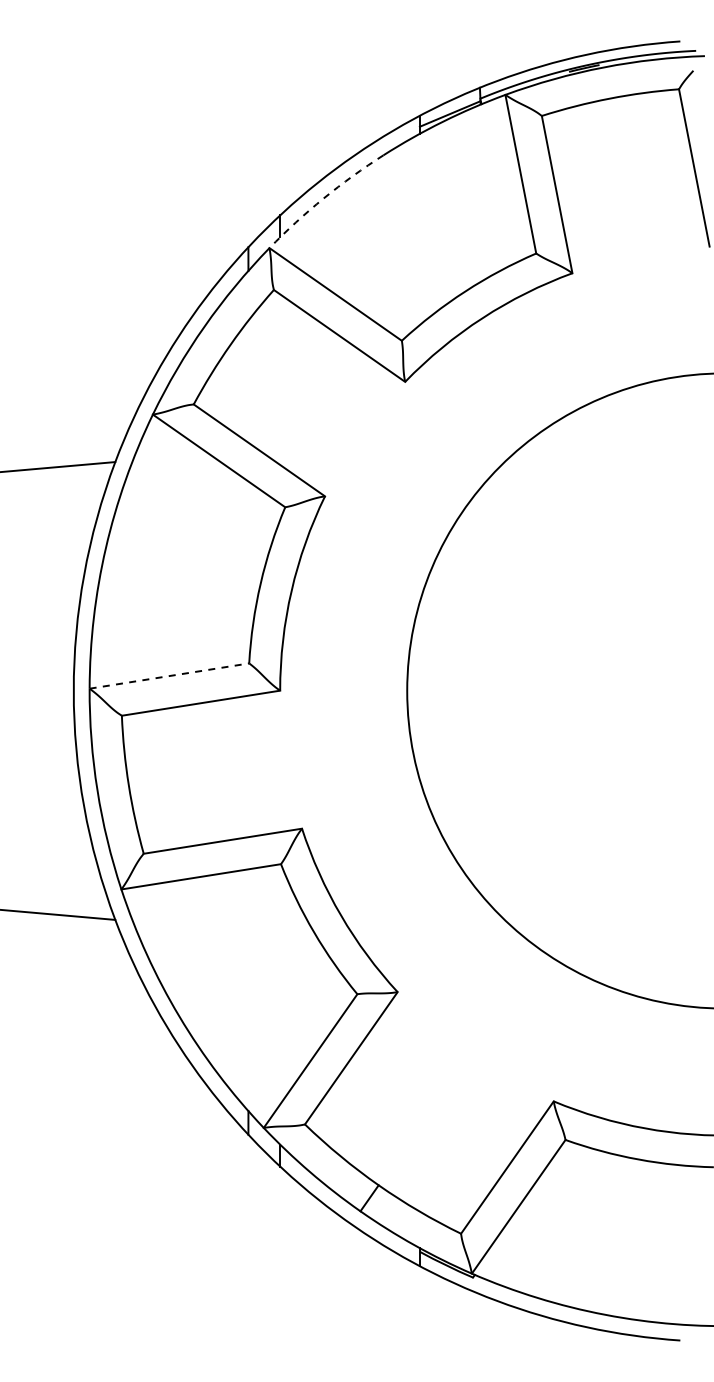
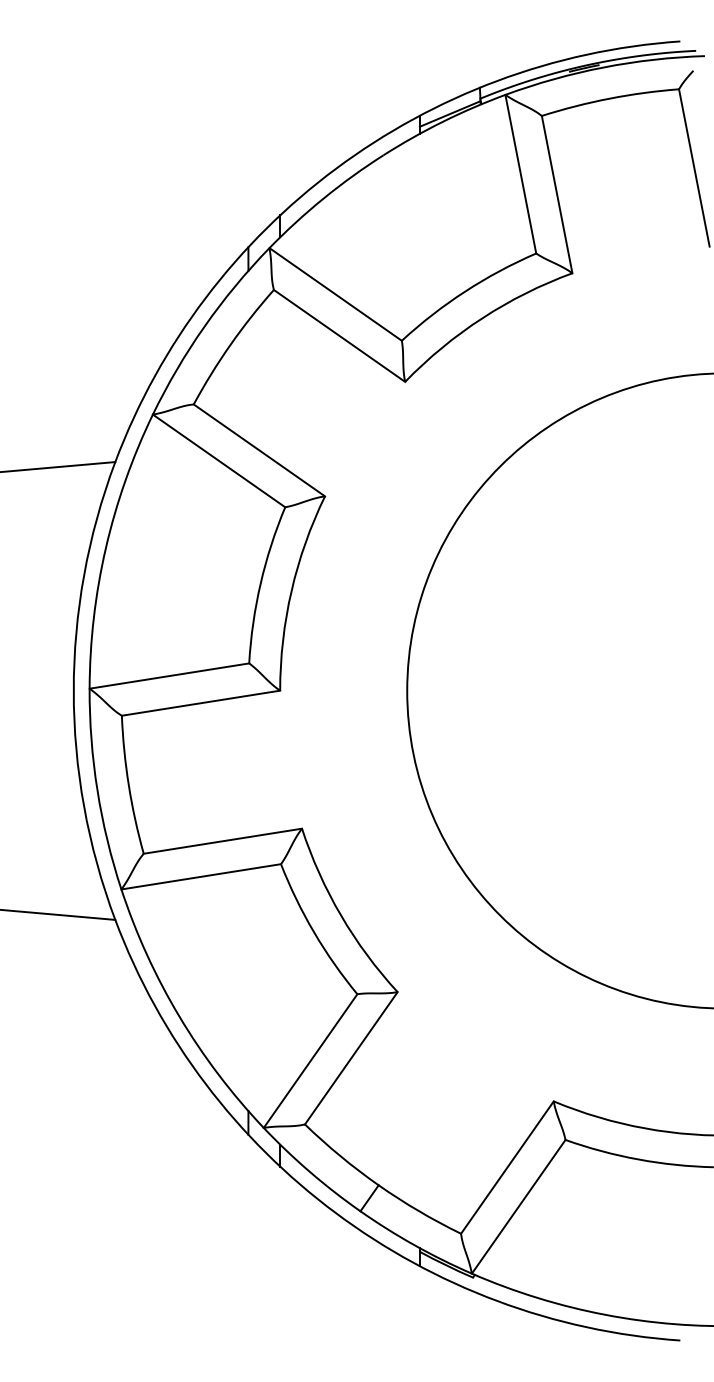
arc: dashed -> solid (323, 198)
line: dashed -> solid (169, 676)
